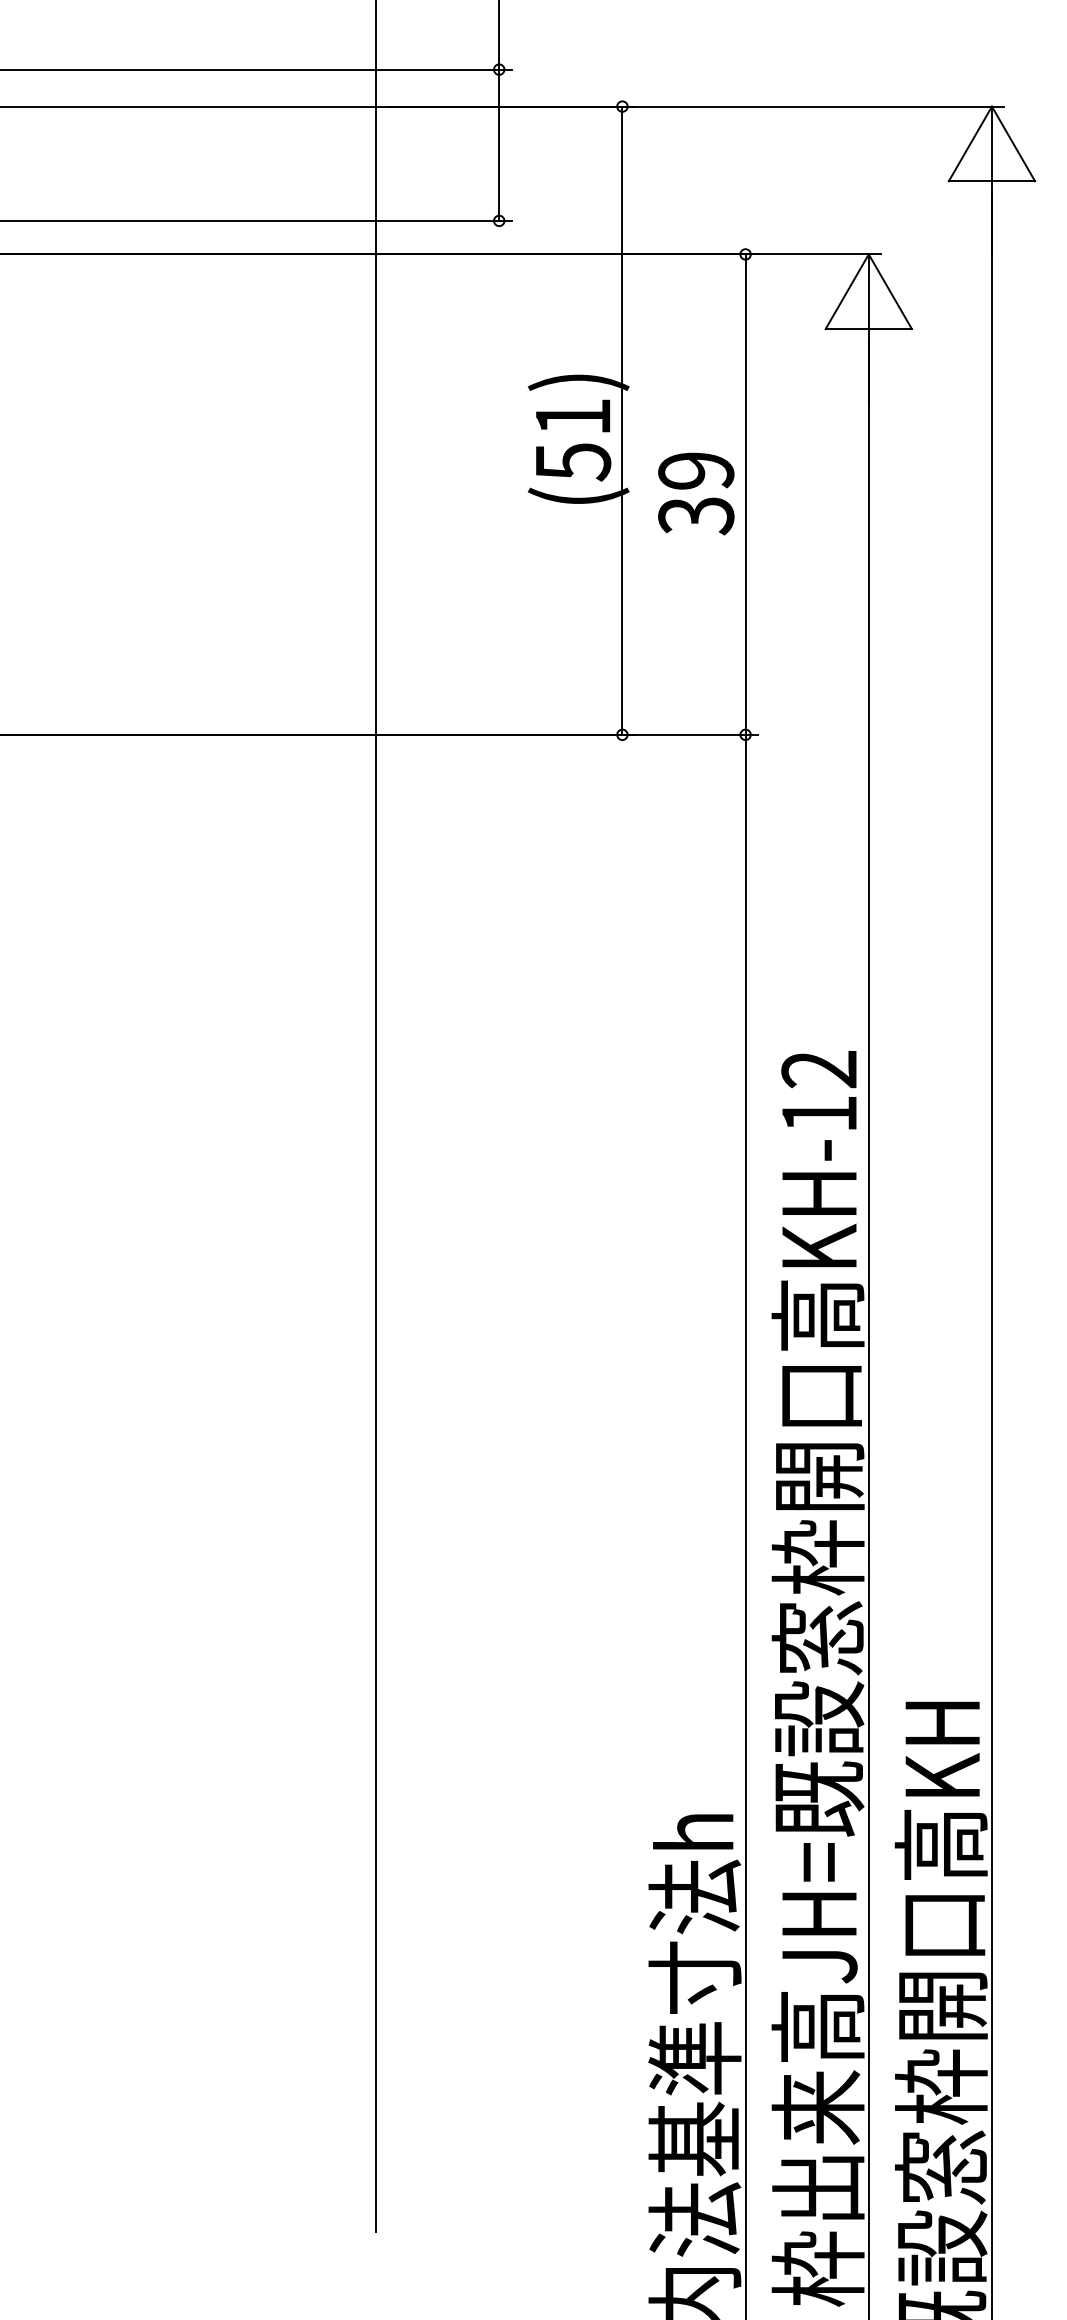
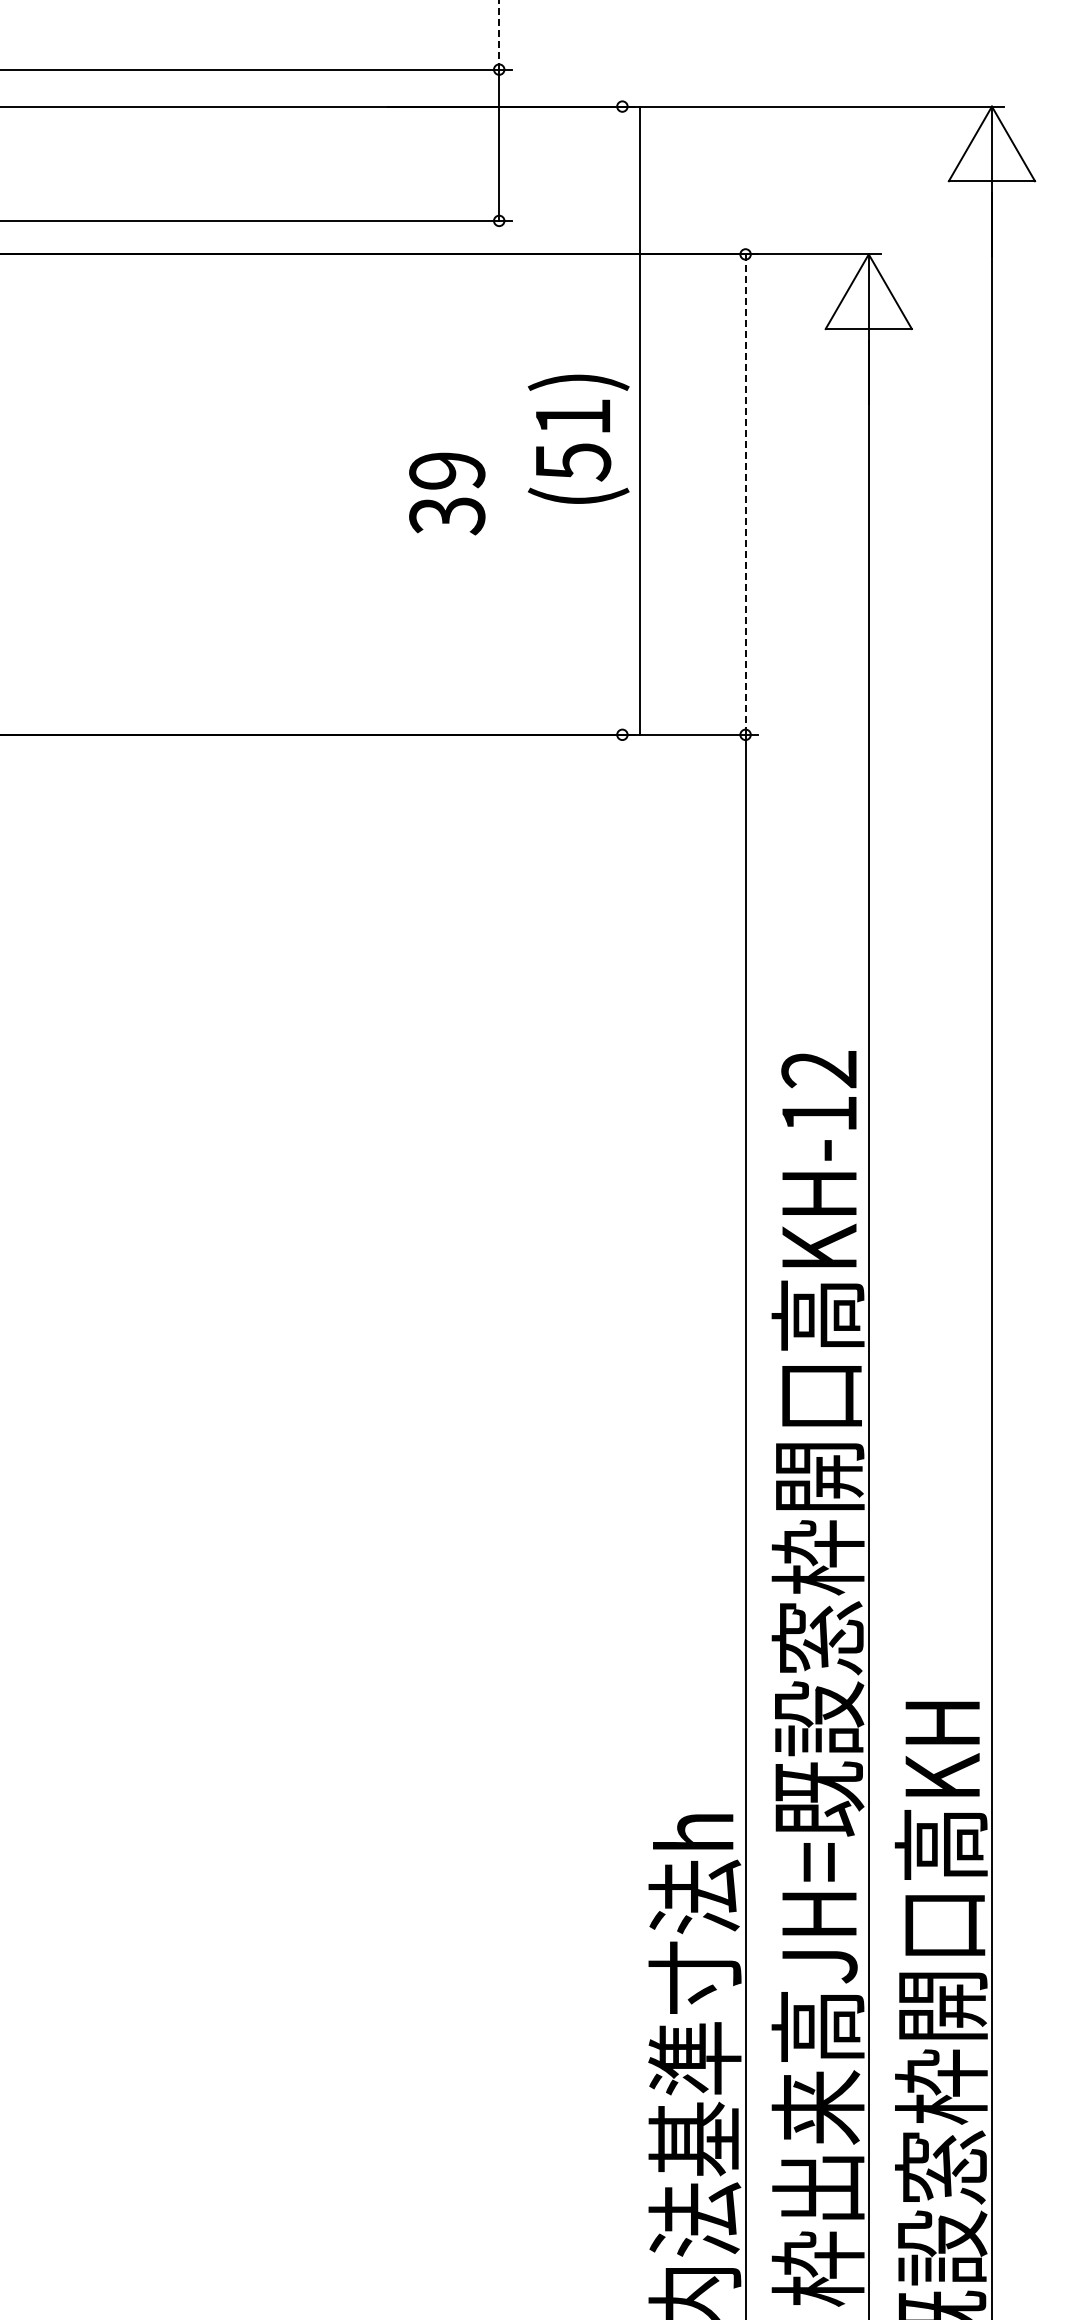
line: solid -> dashed (499, 34)
line position: (622, 420) -> (640, 420) (640, 420)
text position: (696, 493) -> (447, 493) (447, 493)
line: solid -> dashed (745, 495)
line: present -> none (376, 1116)
